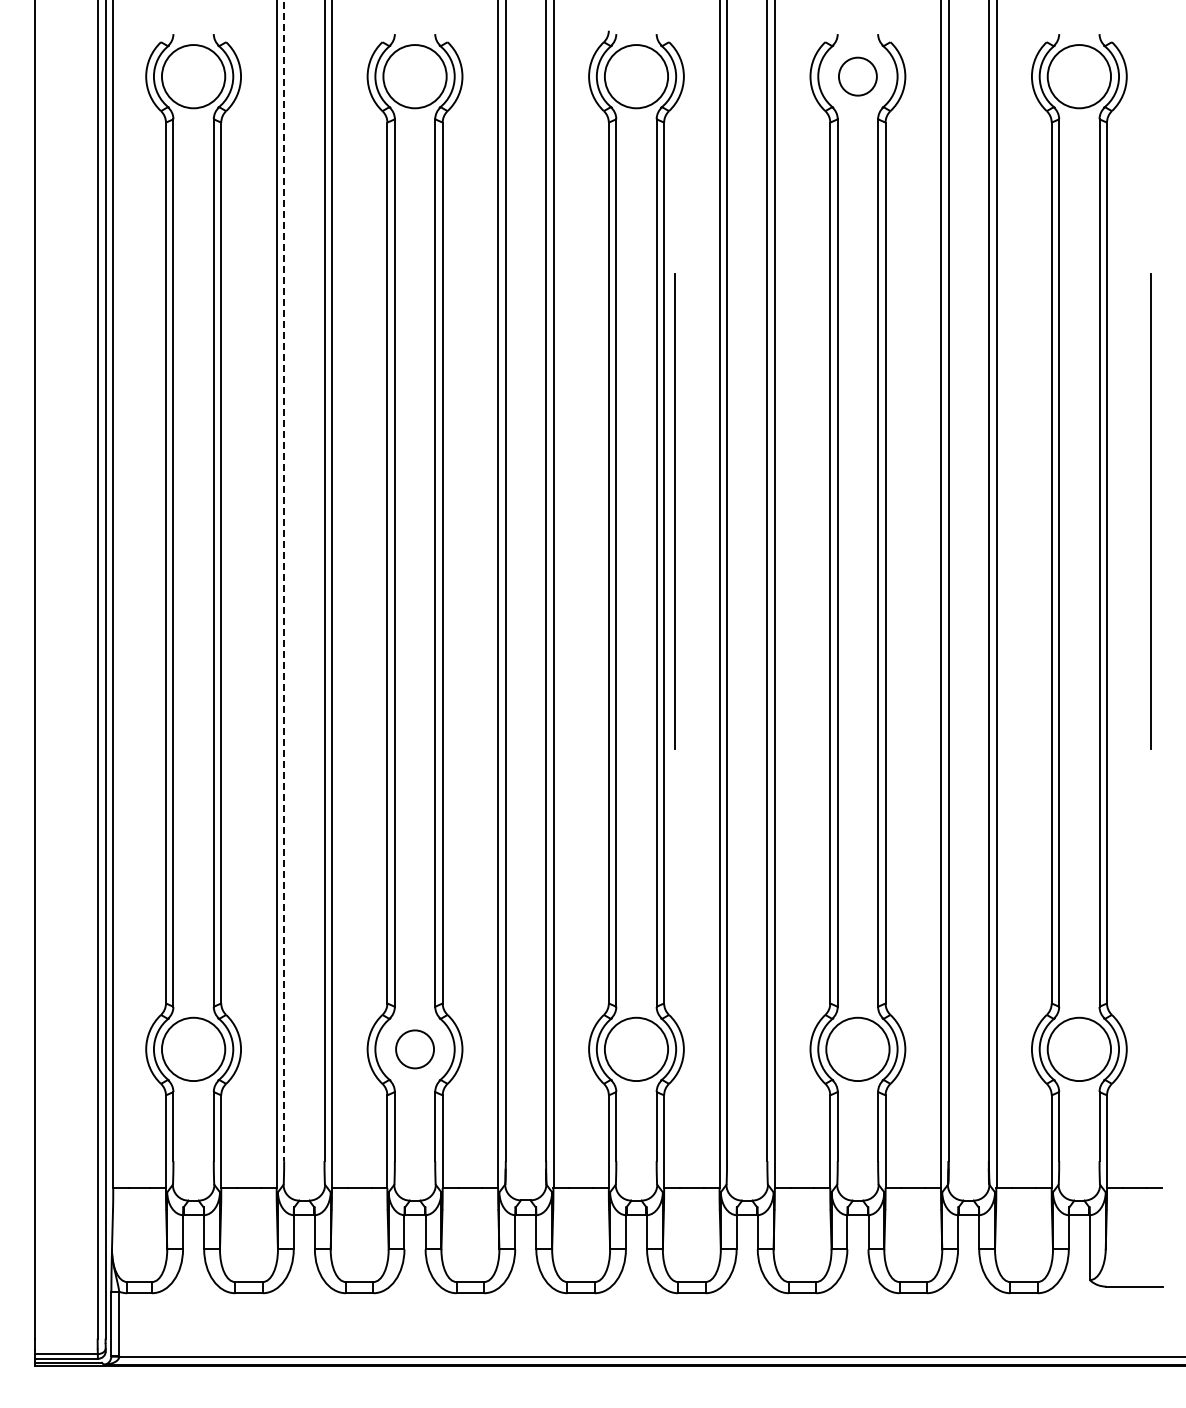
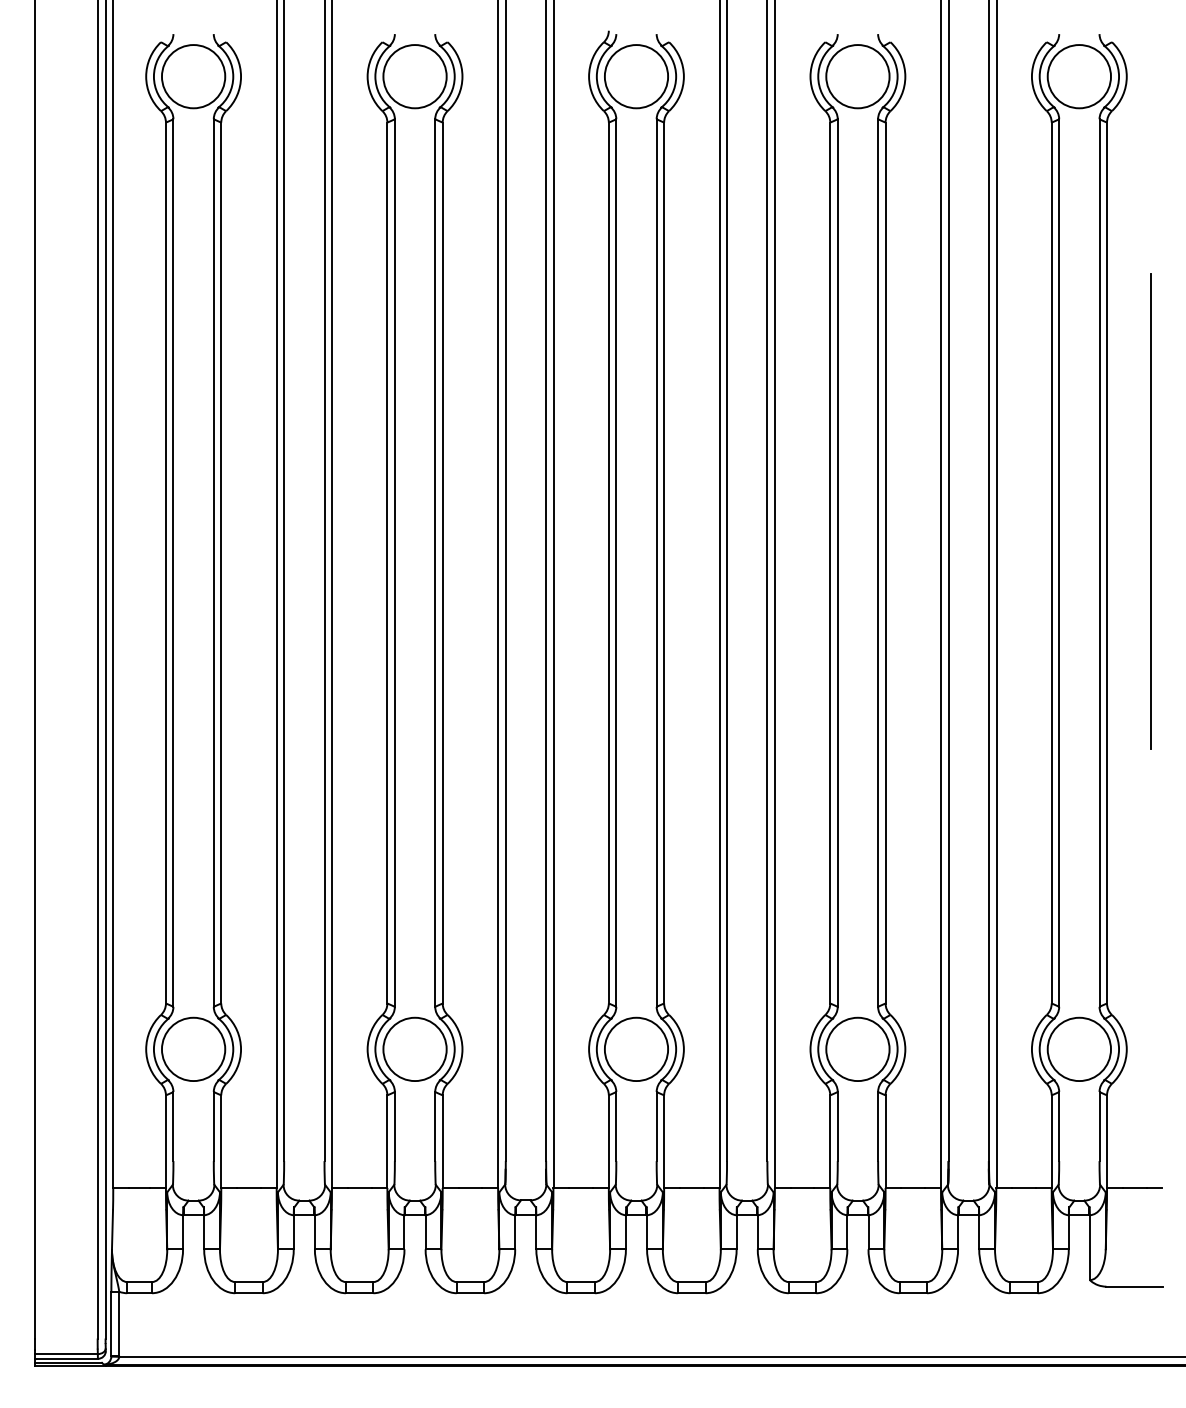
circle diameter: 38 px -> 63 px (857, 76)
line: present -> none (674, 511)
line: dashed -> solid (284, 581)
circle diameter: 38 px -> 63 px (414, 1049)
